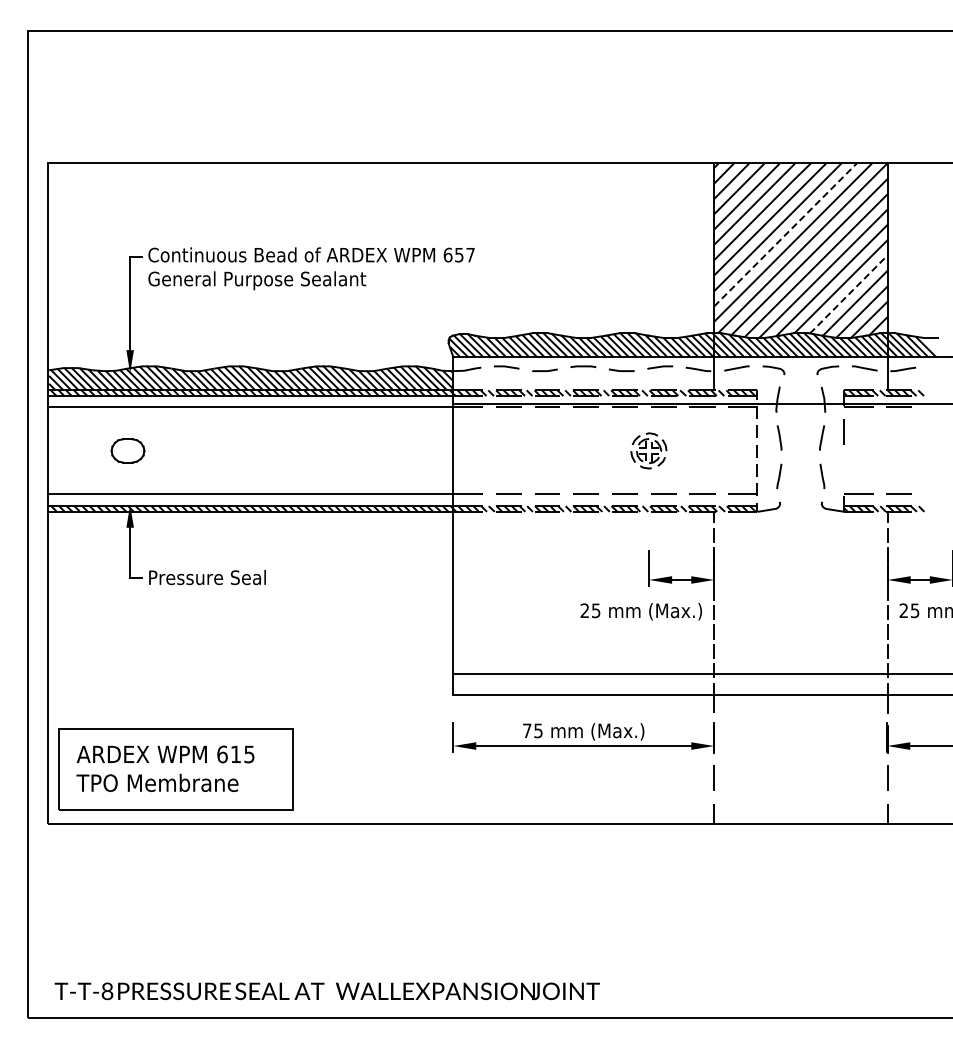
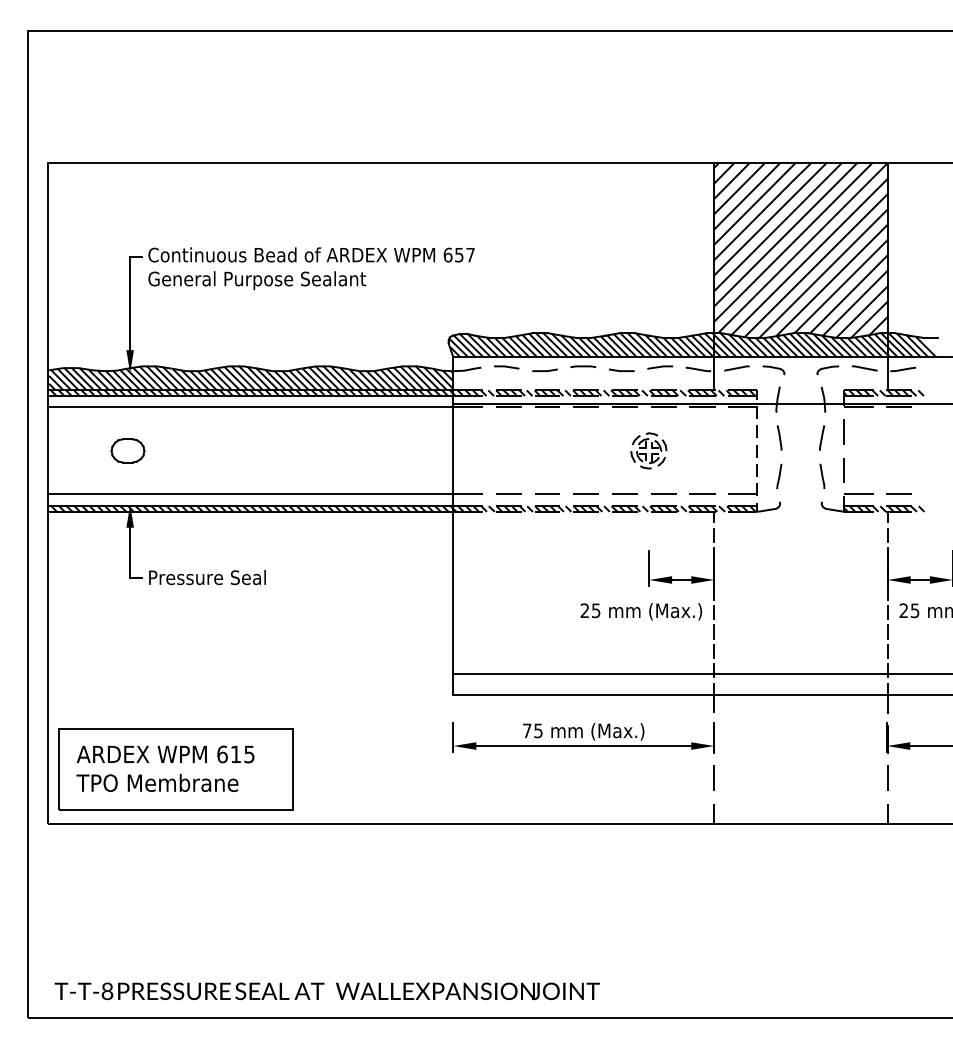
line: dashed -> solid (785, 235)
line: dashed -> solid (849, 294)
line: none -> present (843, 470)
